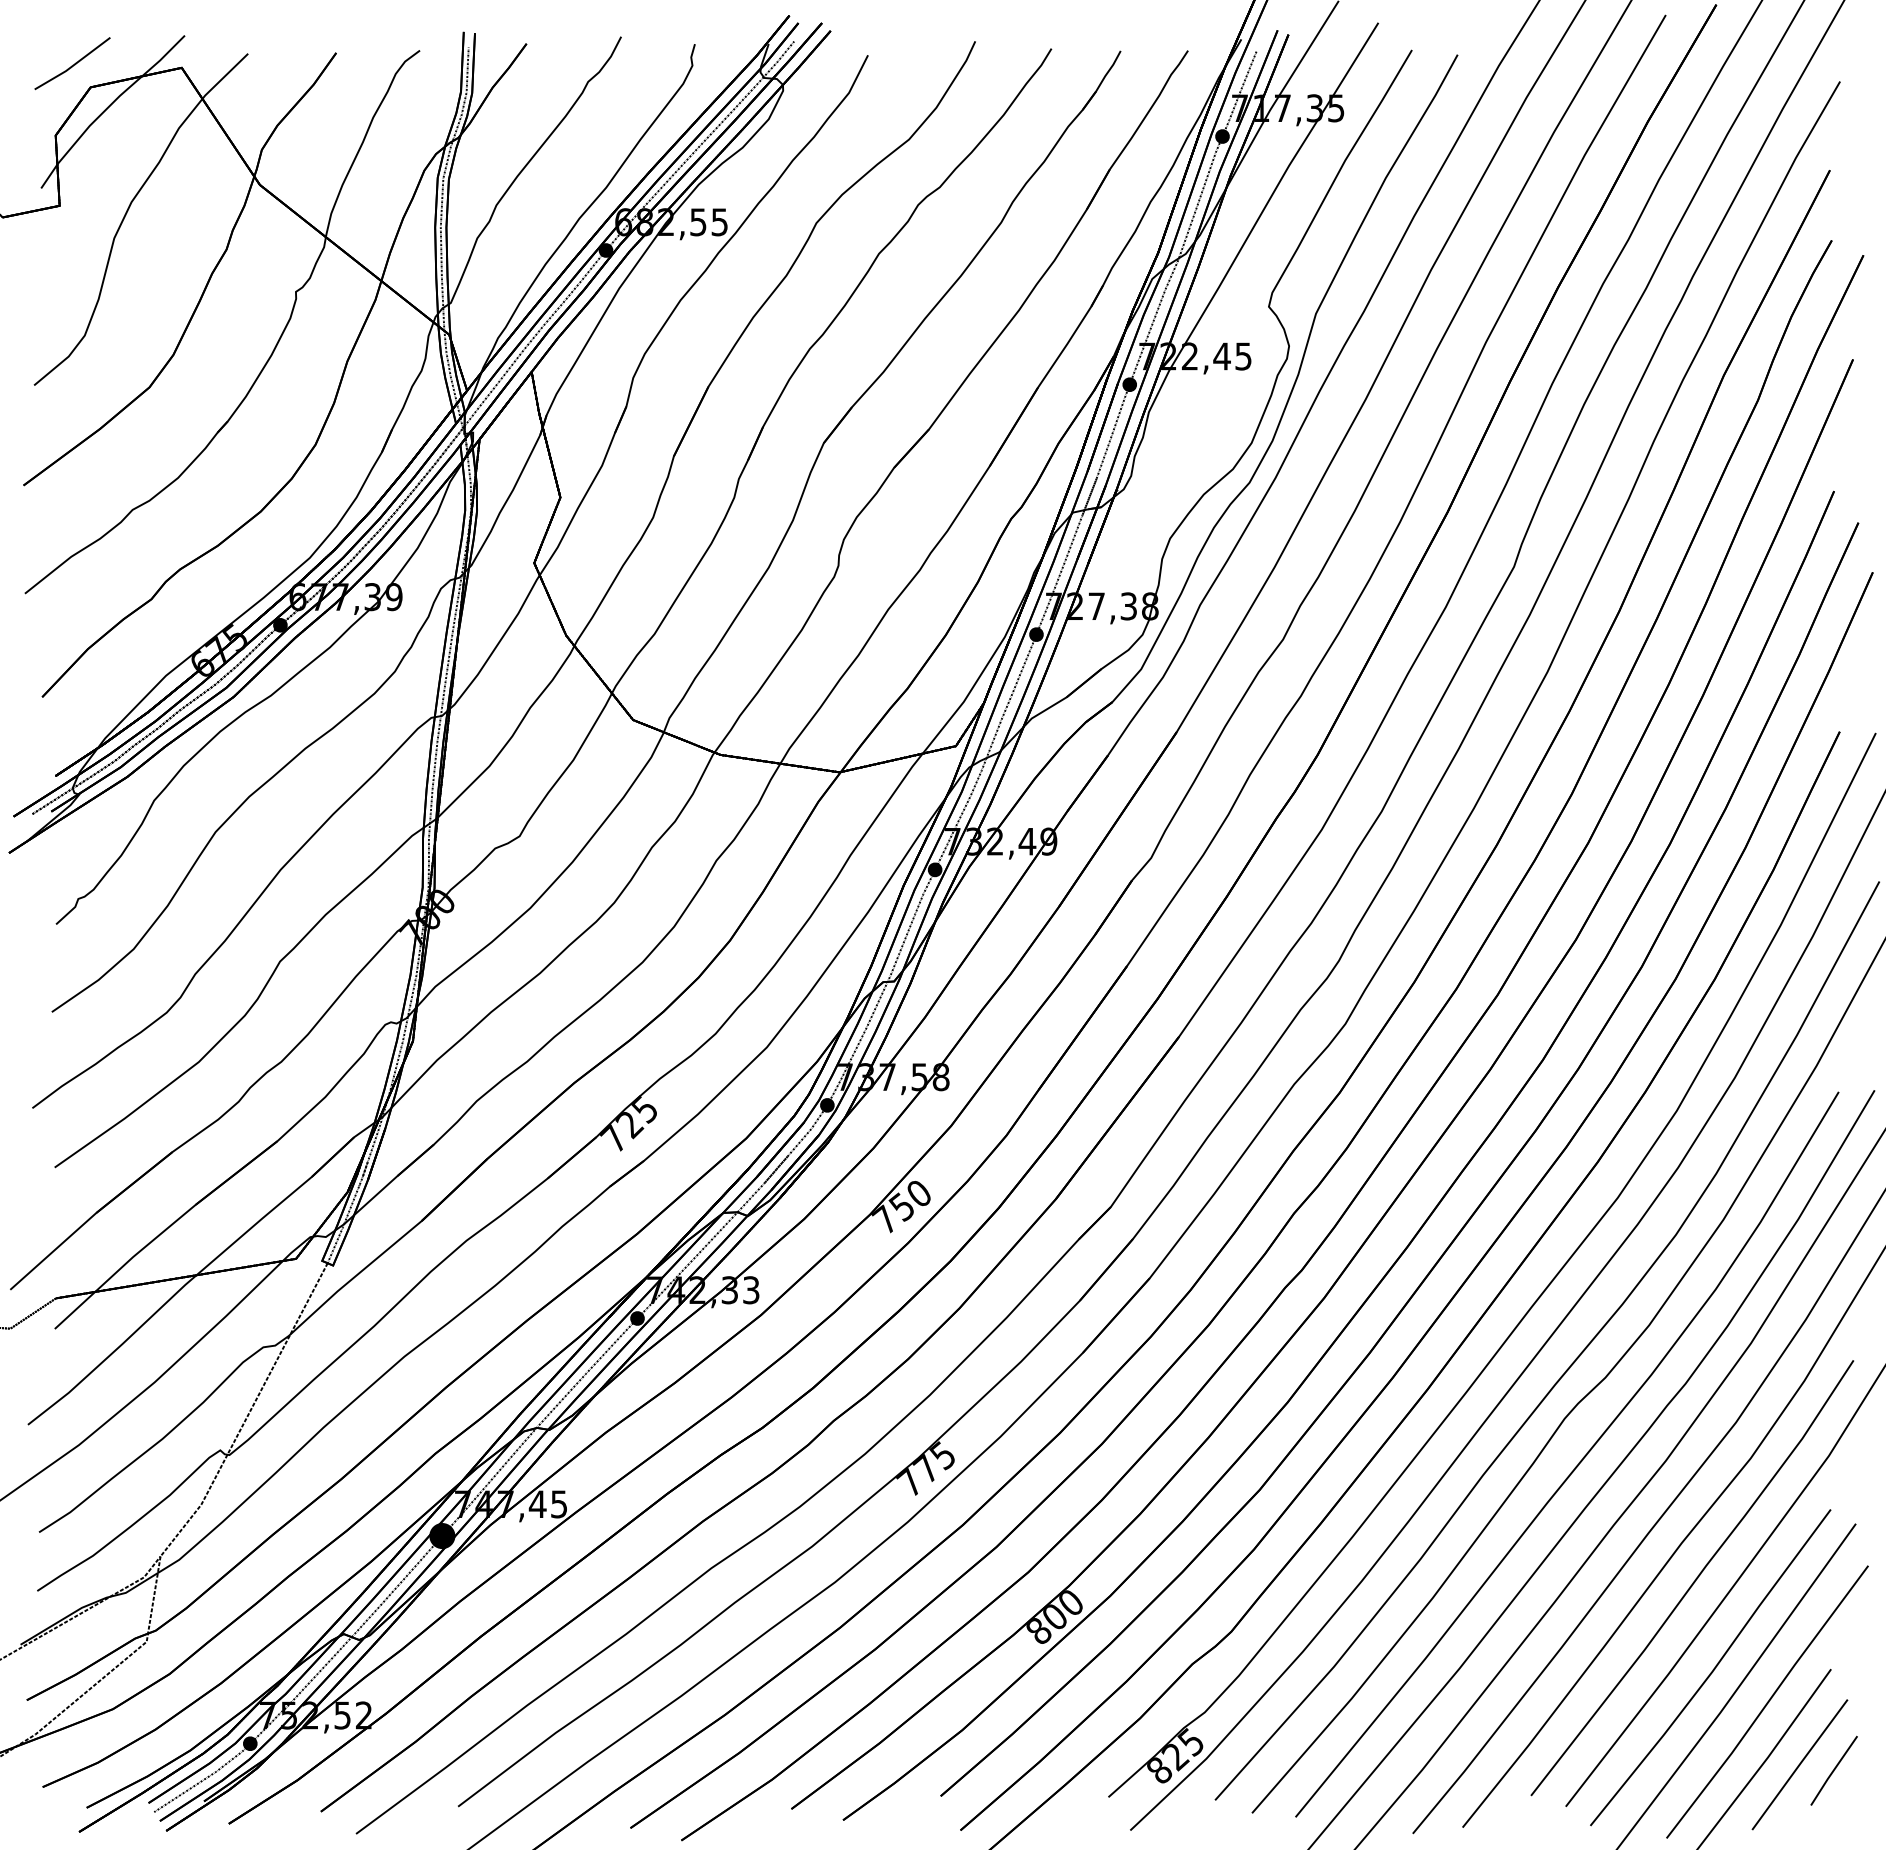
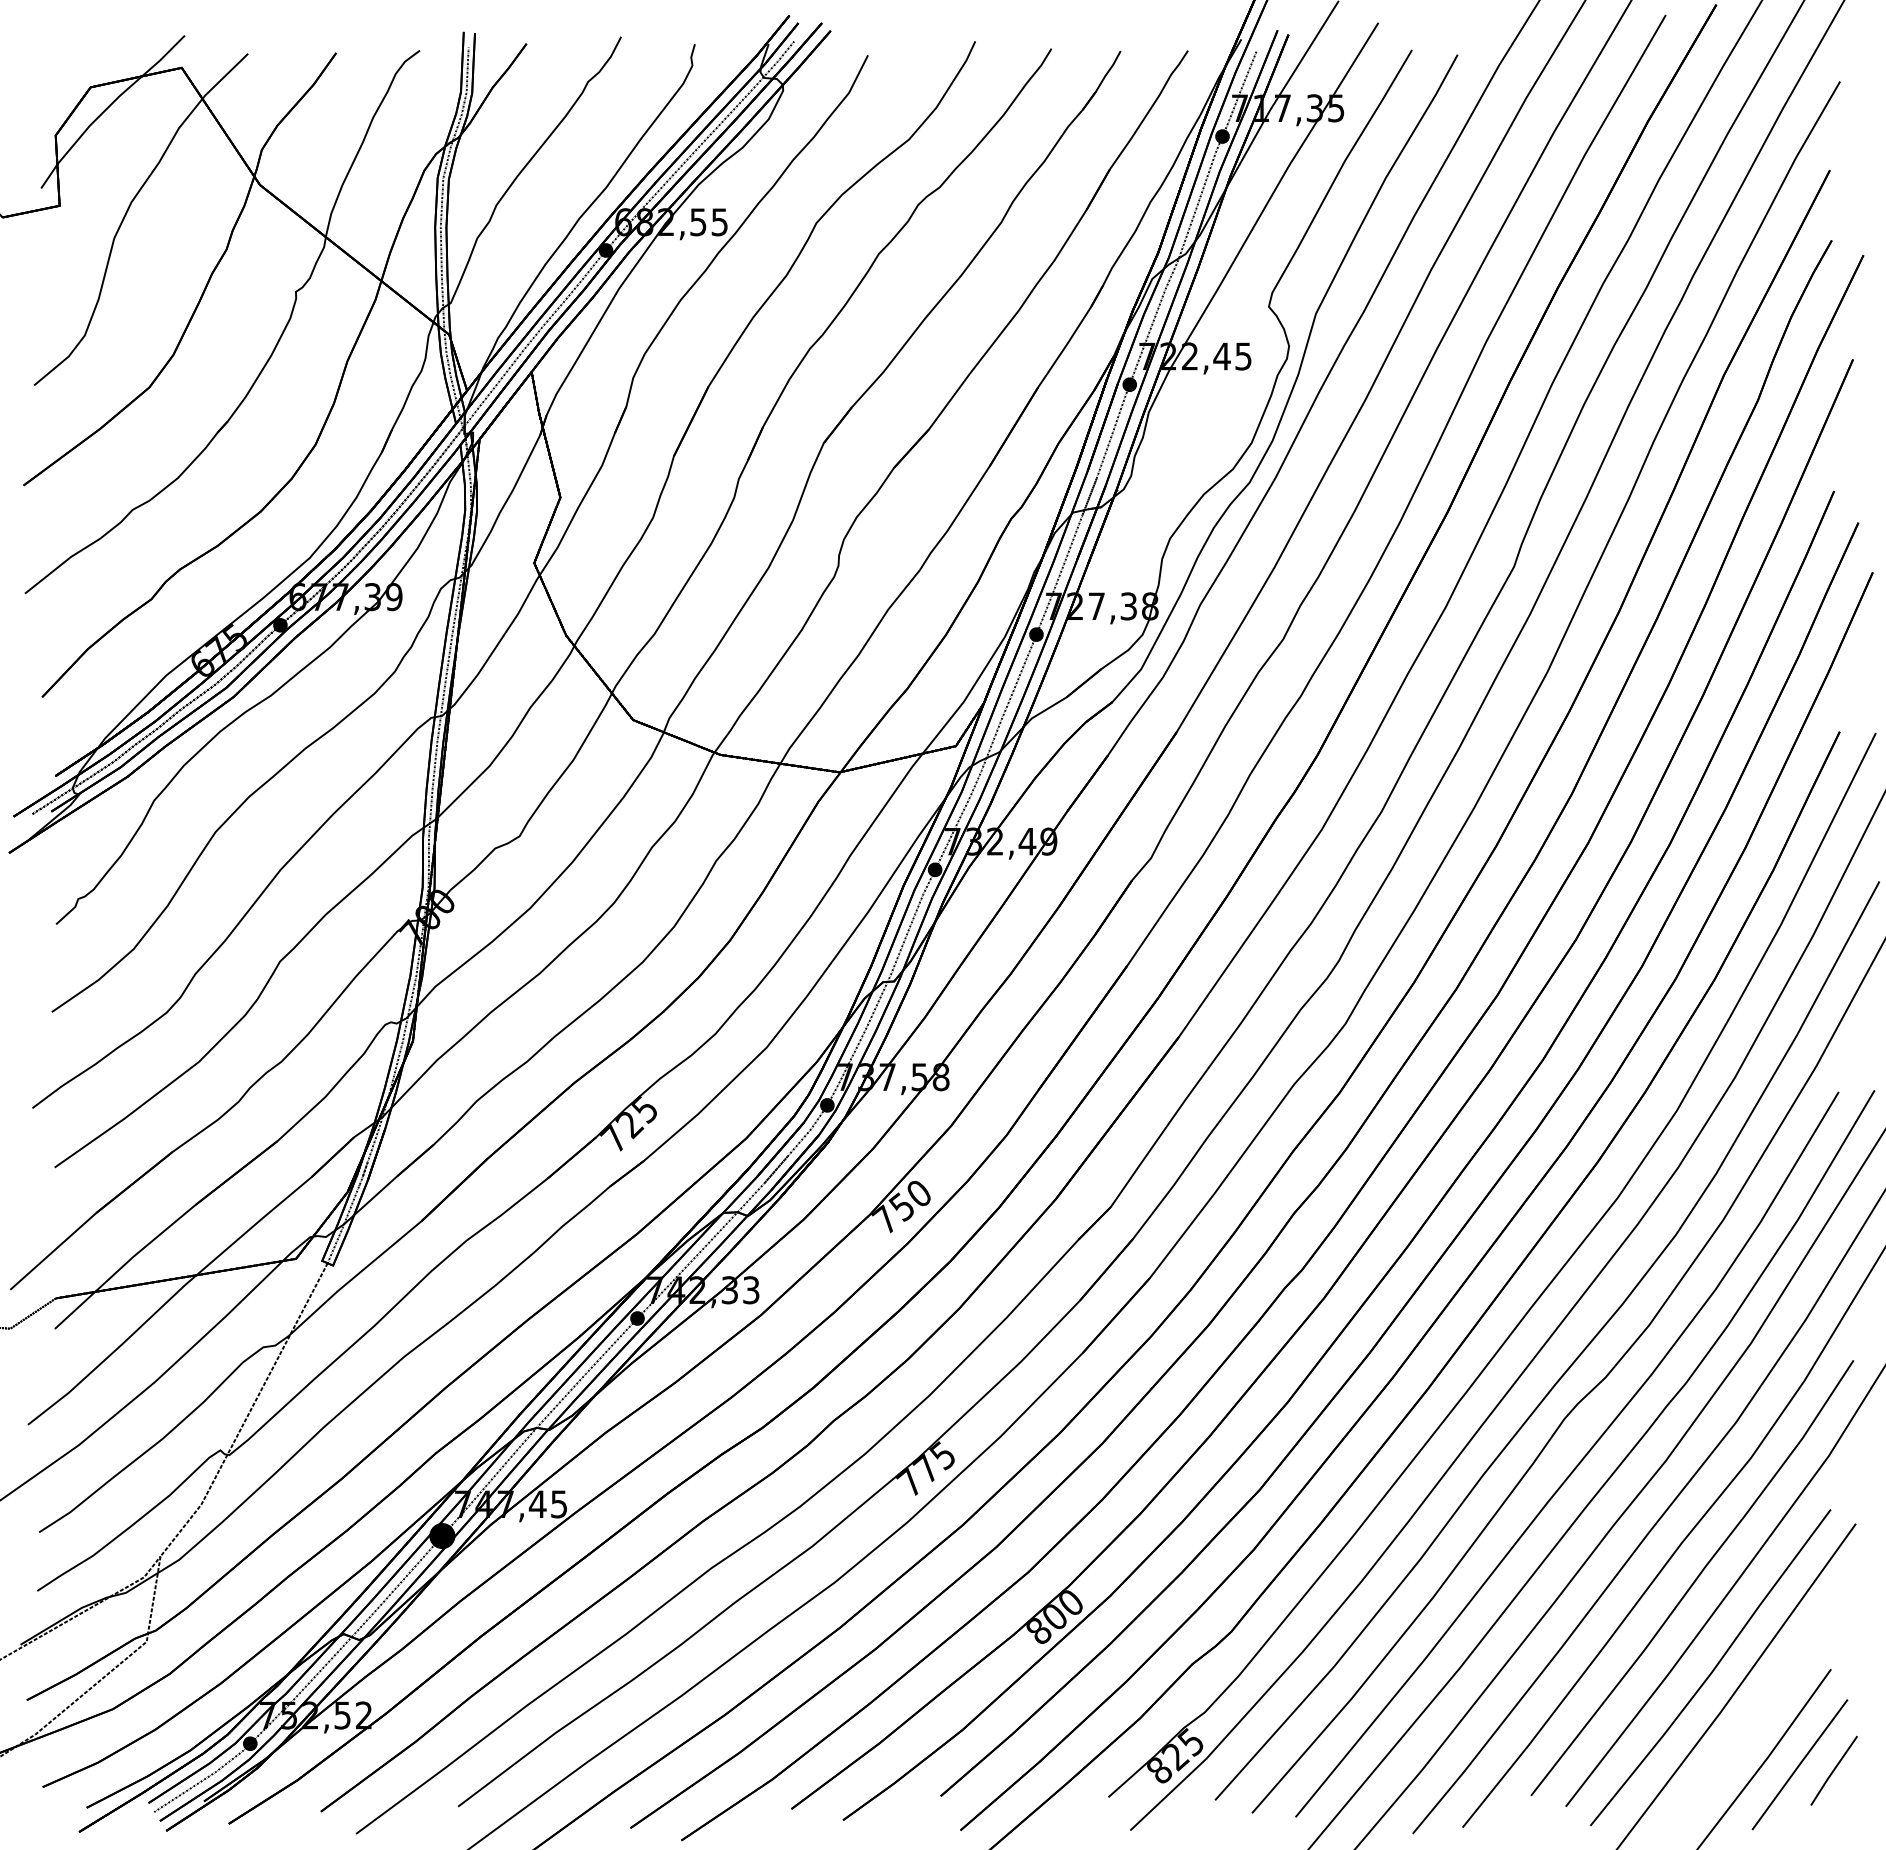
part: present -> none (72, 63)
line: present -> none (1767, 1701)
